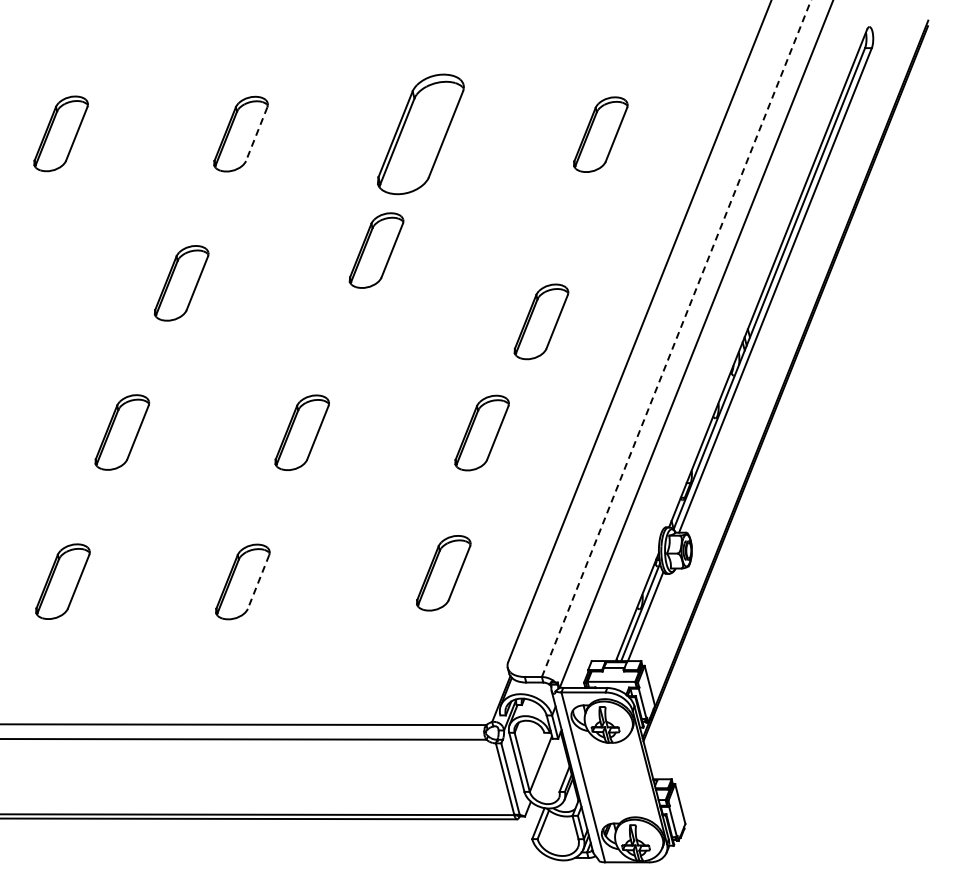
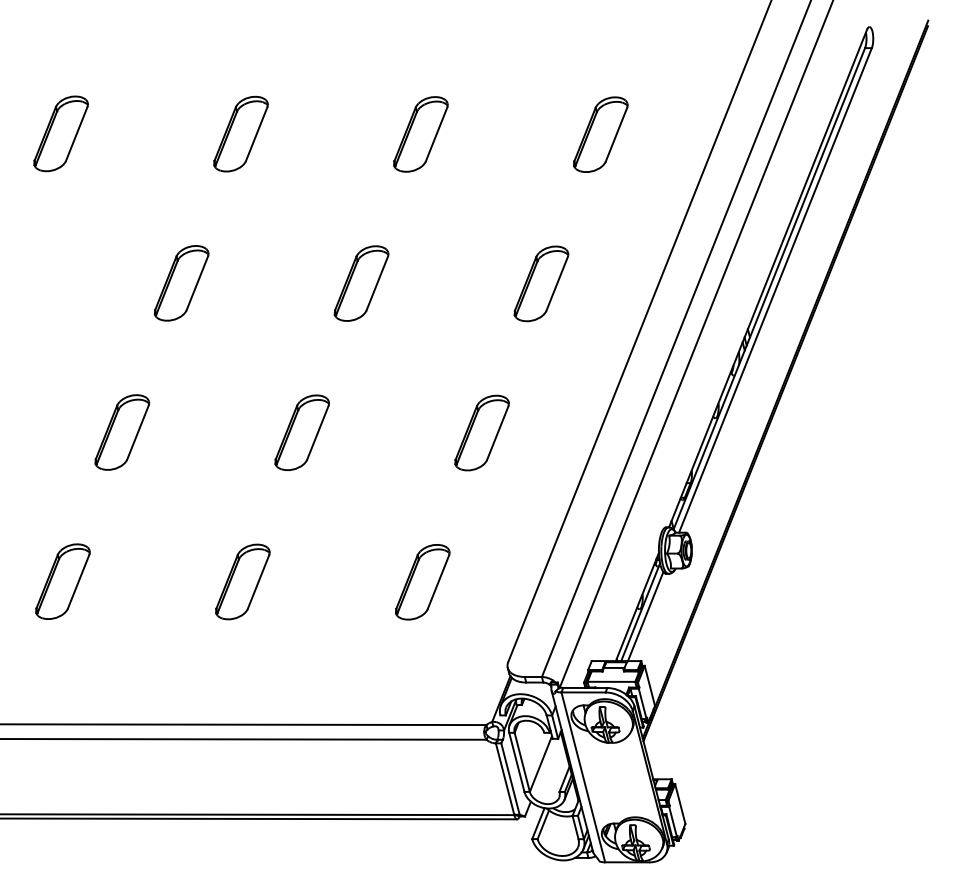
line: dashed -> solid (256, 134)
part size: 88x123 px -> 56x77 px (420, 134)
part position: (376, 250) -> (361, 283) (361, 283)
part position: (541, 321) -> (541, 283) (541, 283)
line: dashed -> solid (676, 338)
part position: (443, 573) -> (422, 582) (422, 582)
line: dashed -> solid (258, 582)
